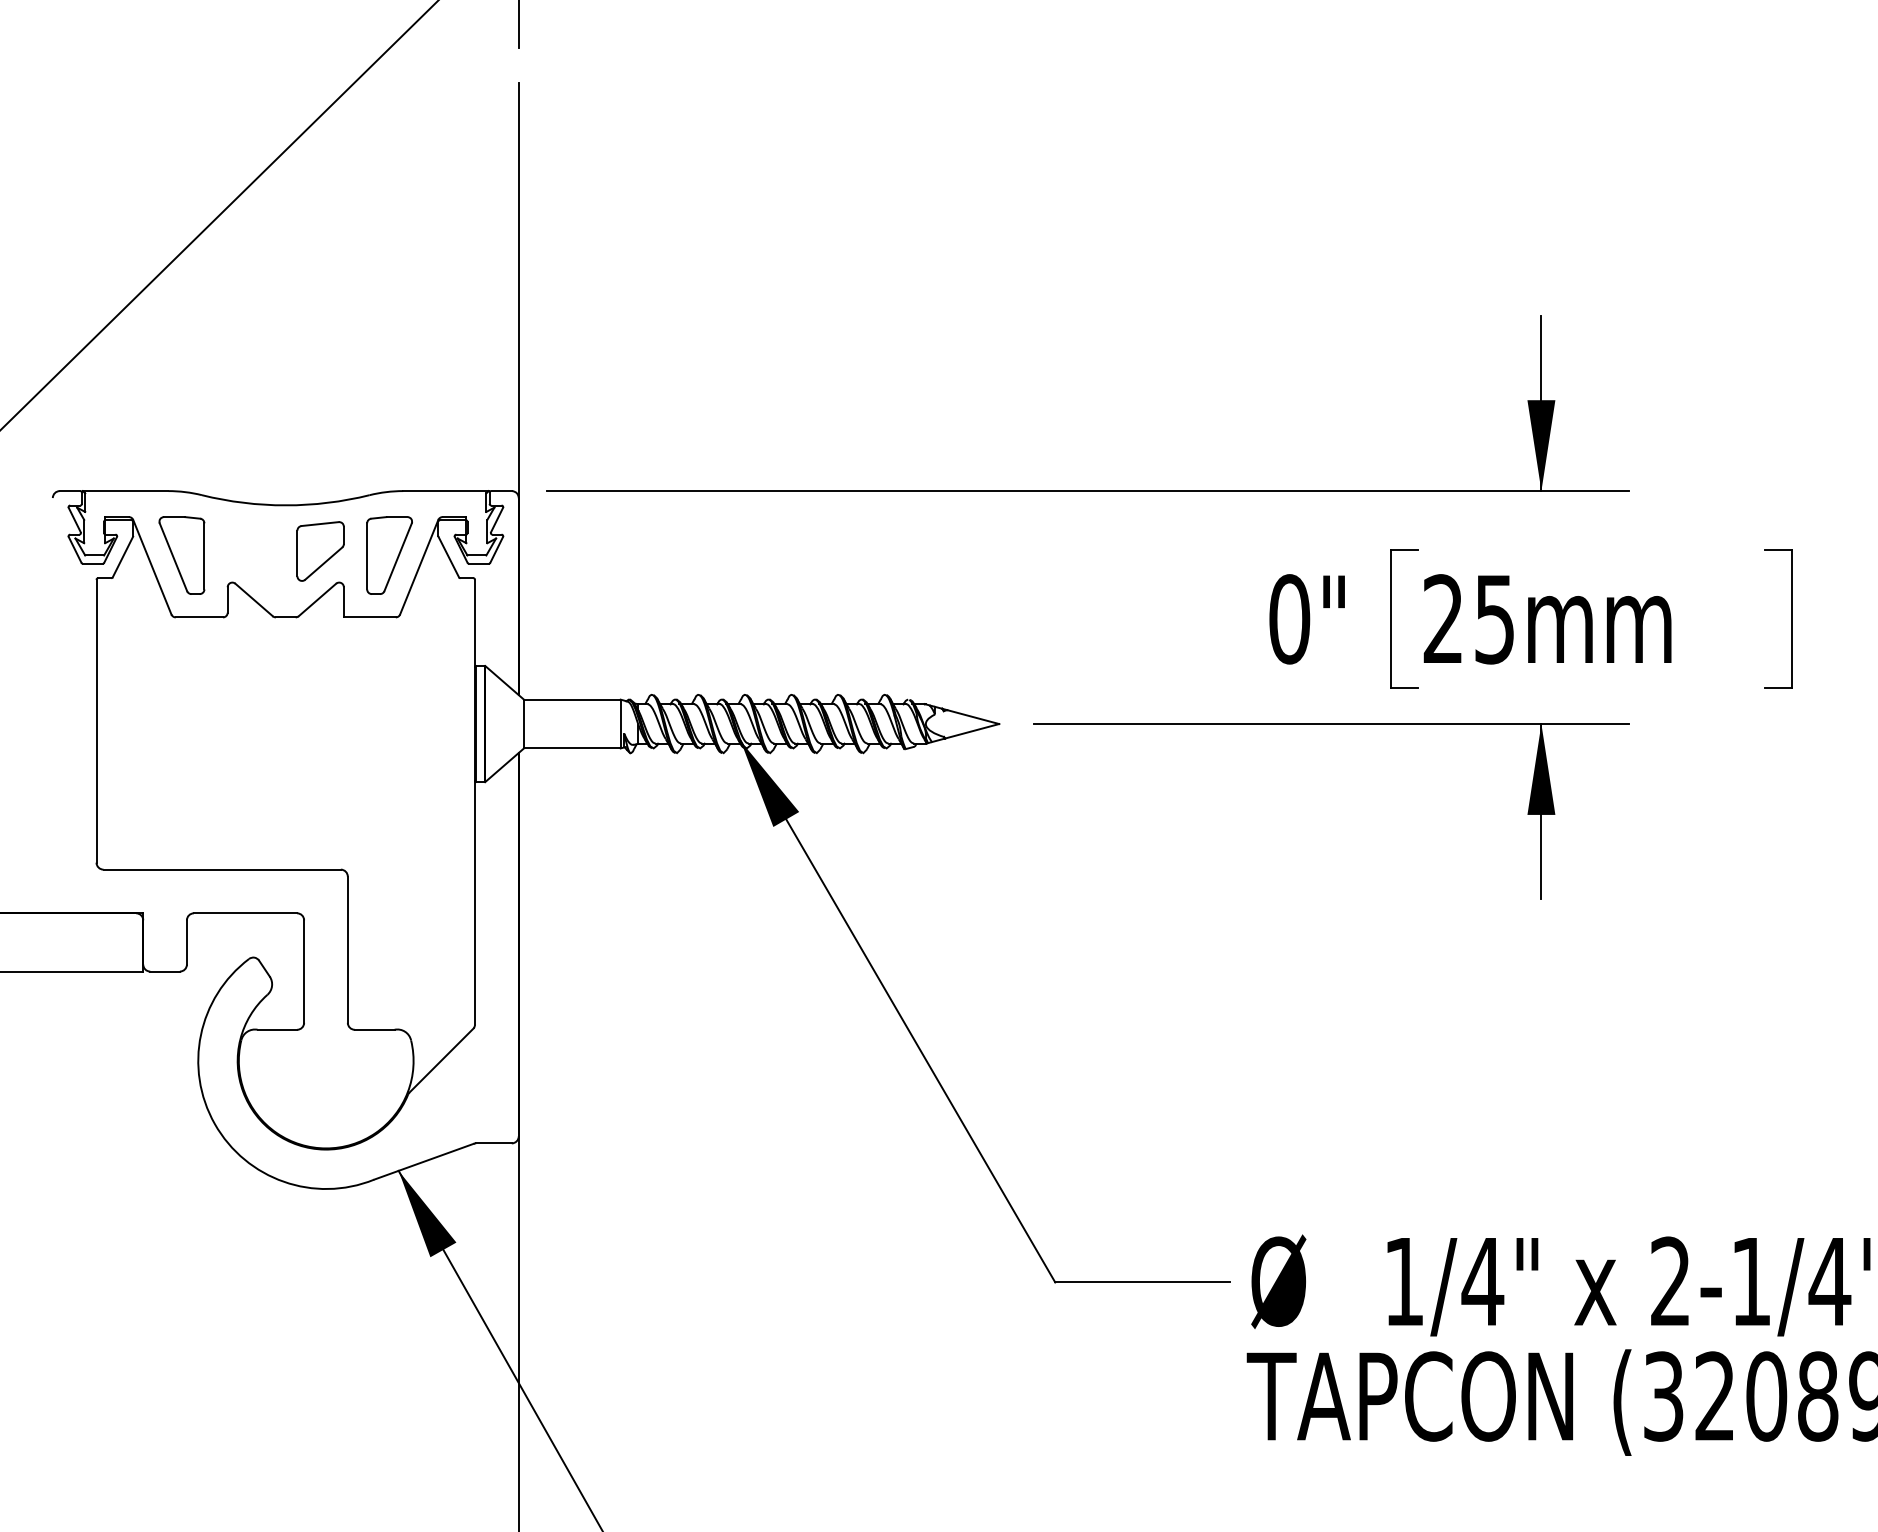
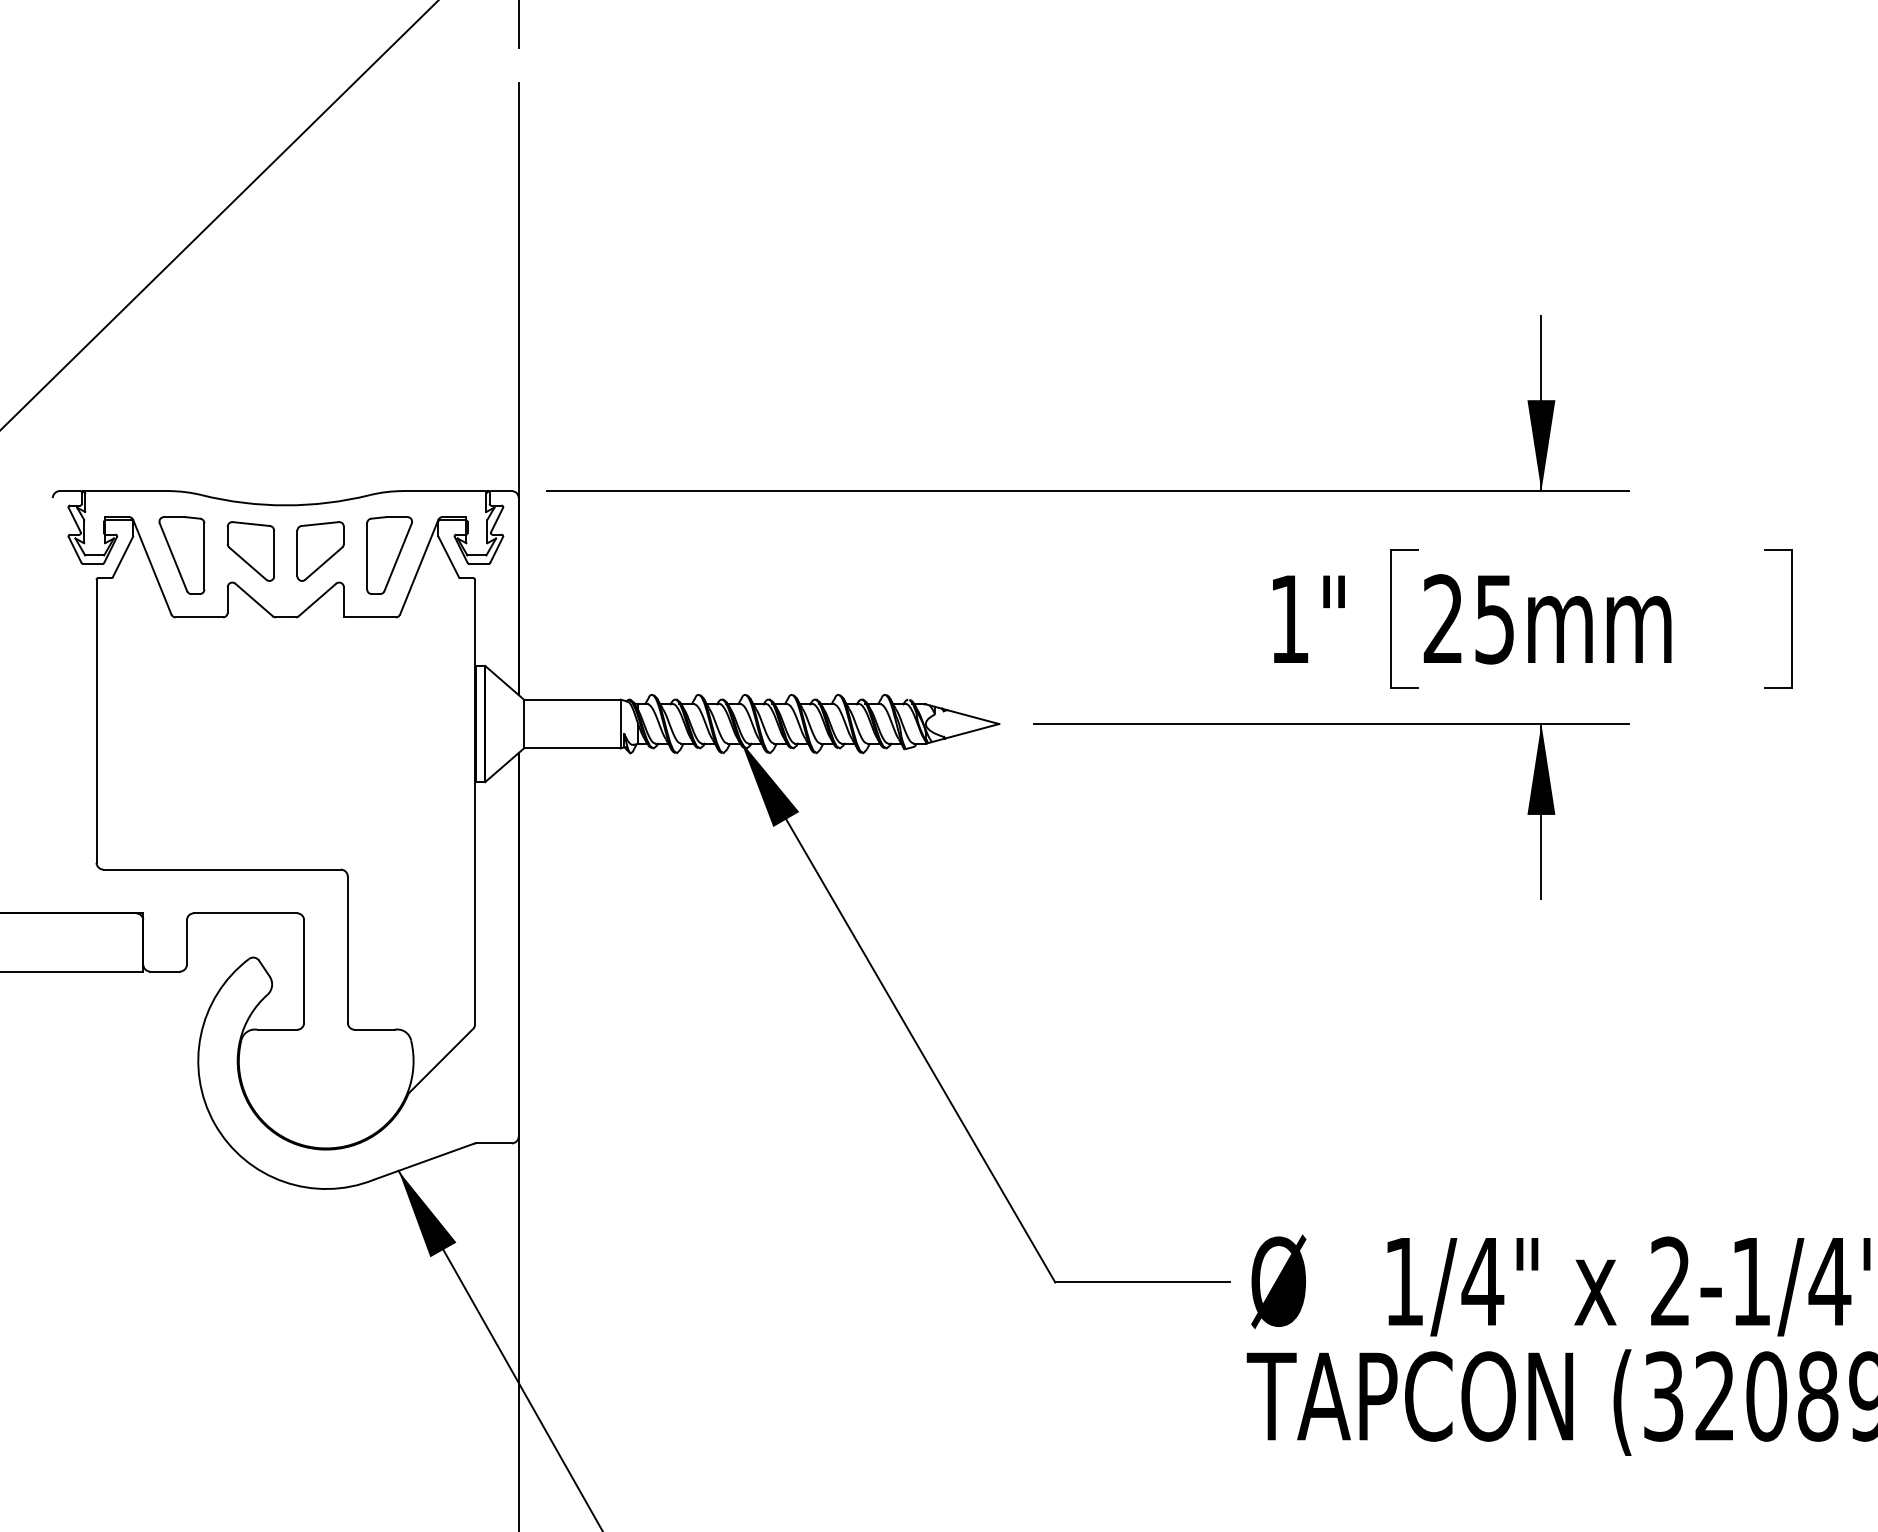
part: none -> present (250, 551)
text: 0" -> 1" (1289, 619)
